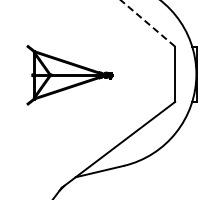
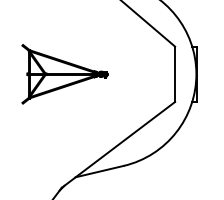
line: dashed -> solid (147, 23)
part position: (69, 75) -> (64, 74) (64, 74)
